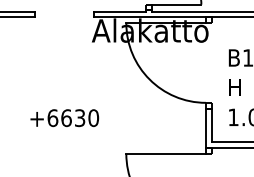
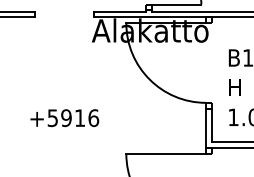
text: +6630 -> +5916 (73, 118)
